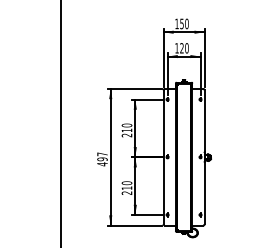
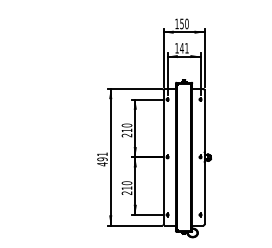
text: 120 -> 141 (184, 48)
line: present -> none (60, 123)
text: 497 -> 491 (102, 154)
